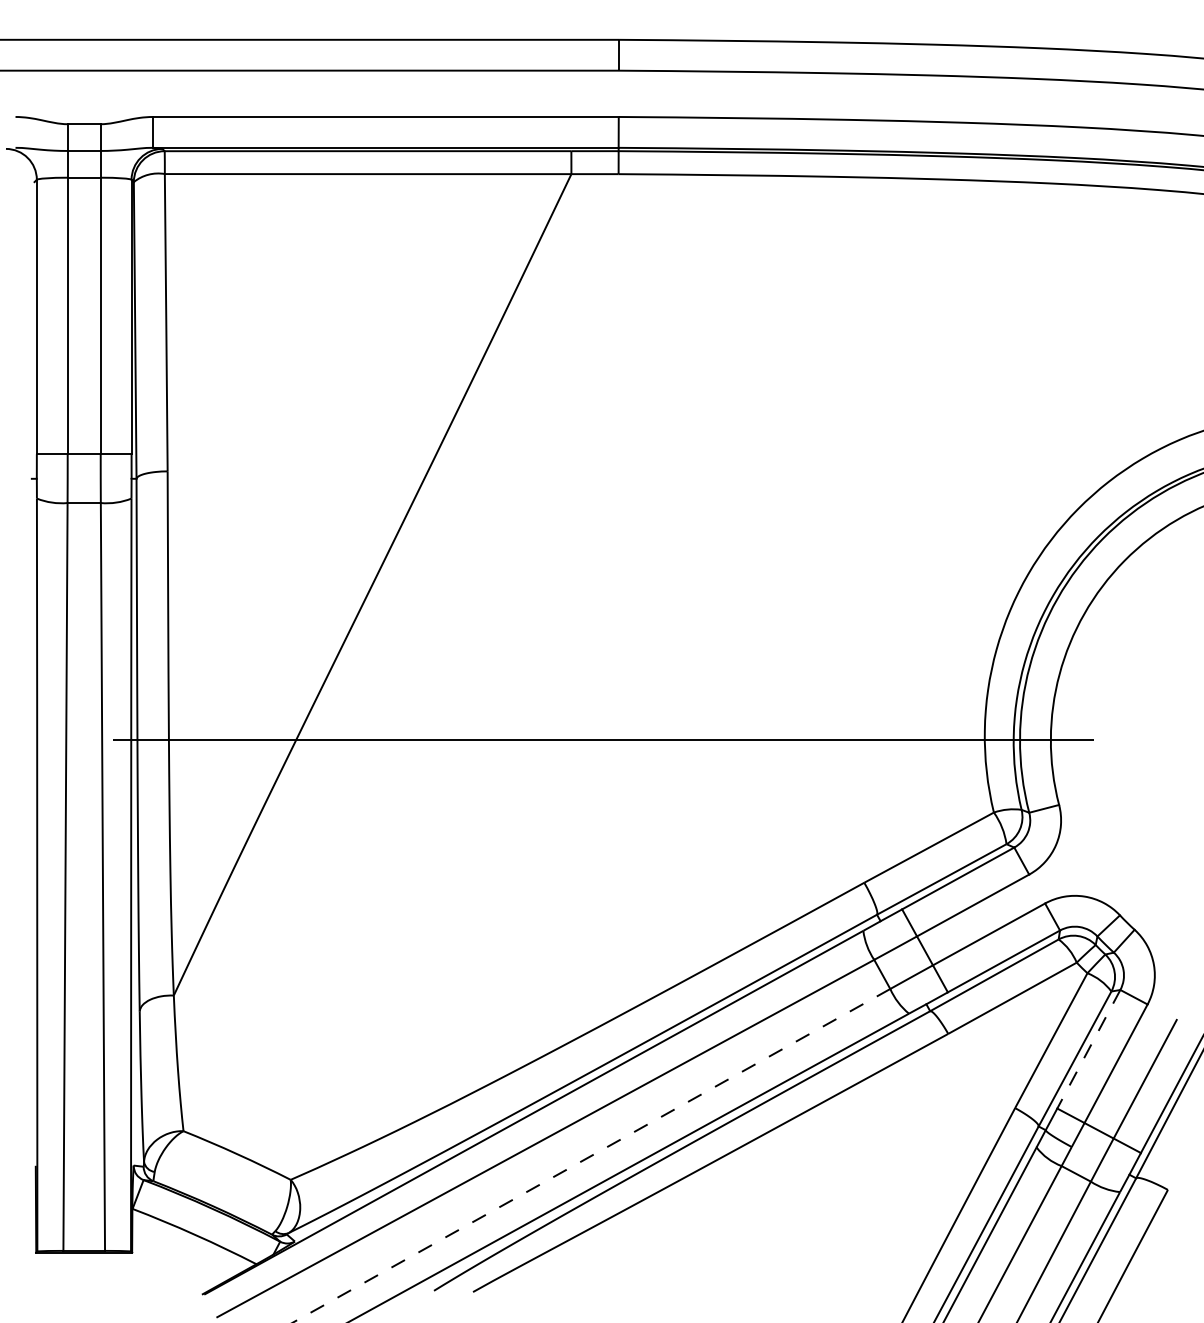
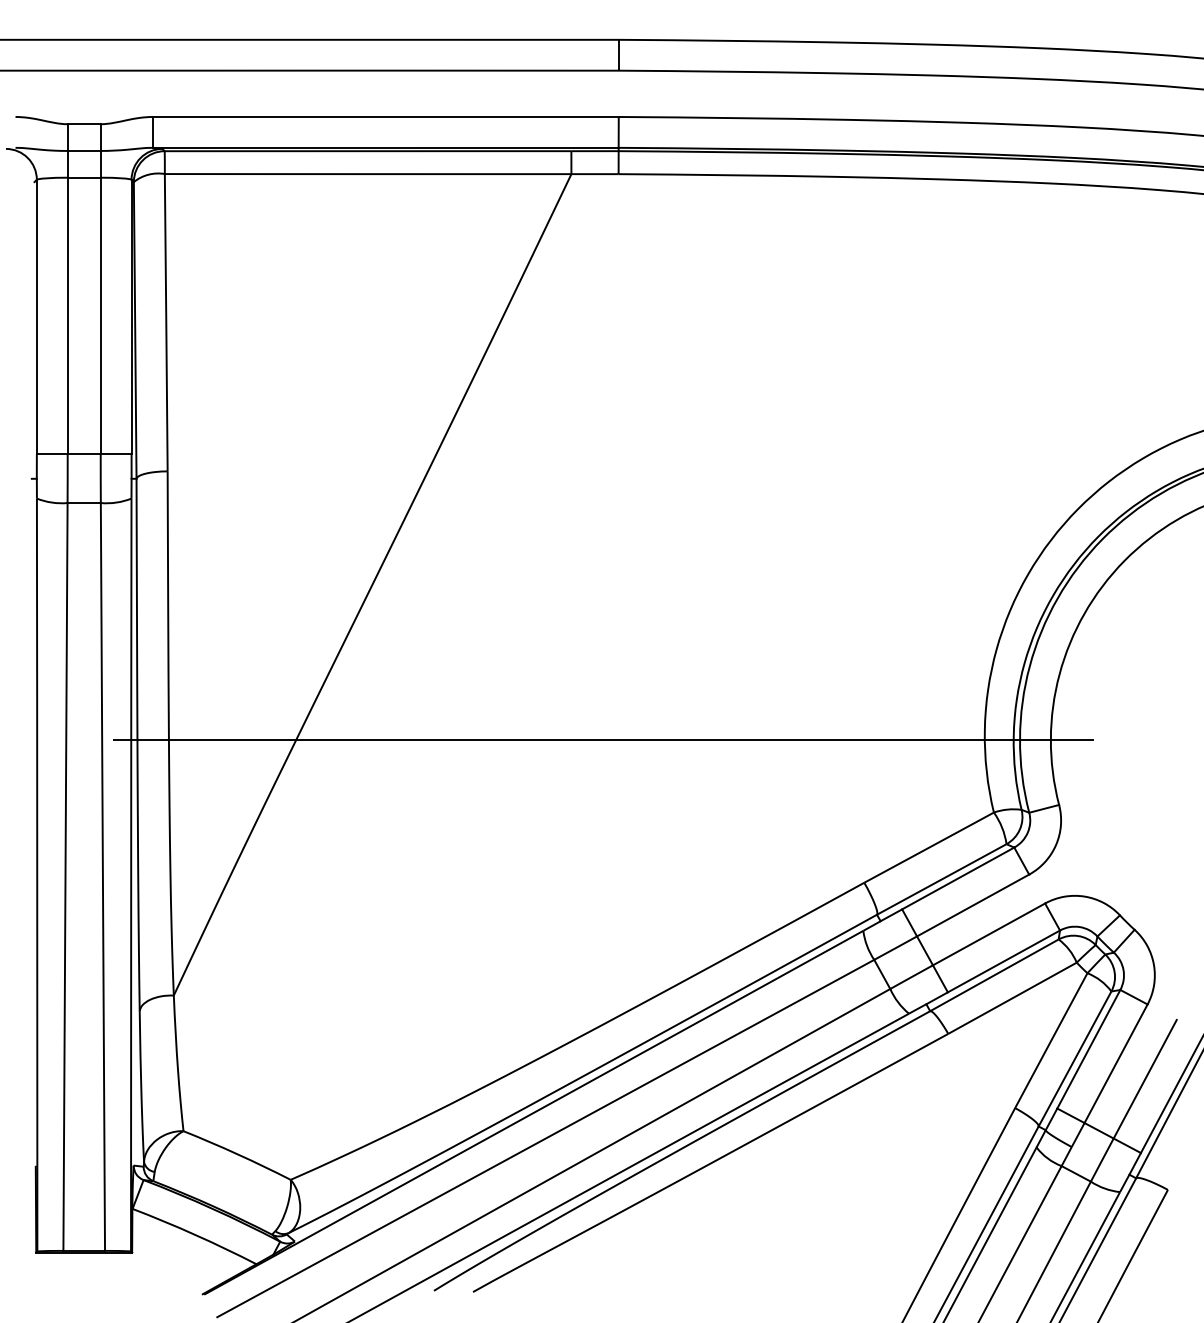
line: dashed -> solid (1088, 1049)
line: dashed -> solid (590, 1156)
